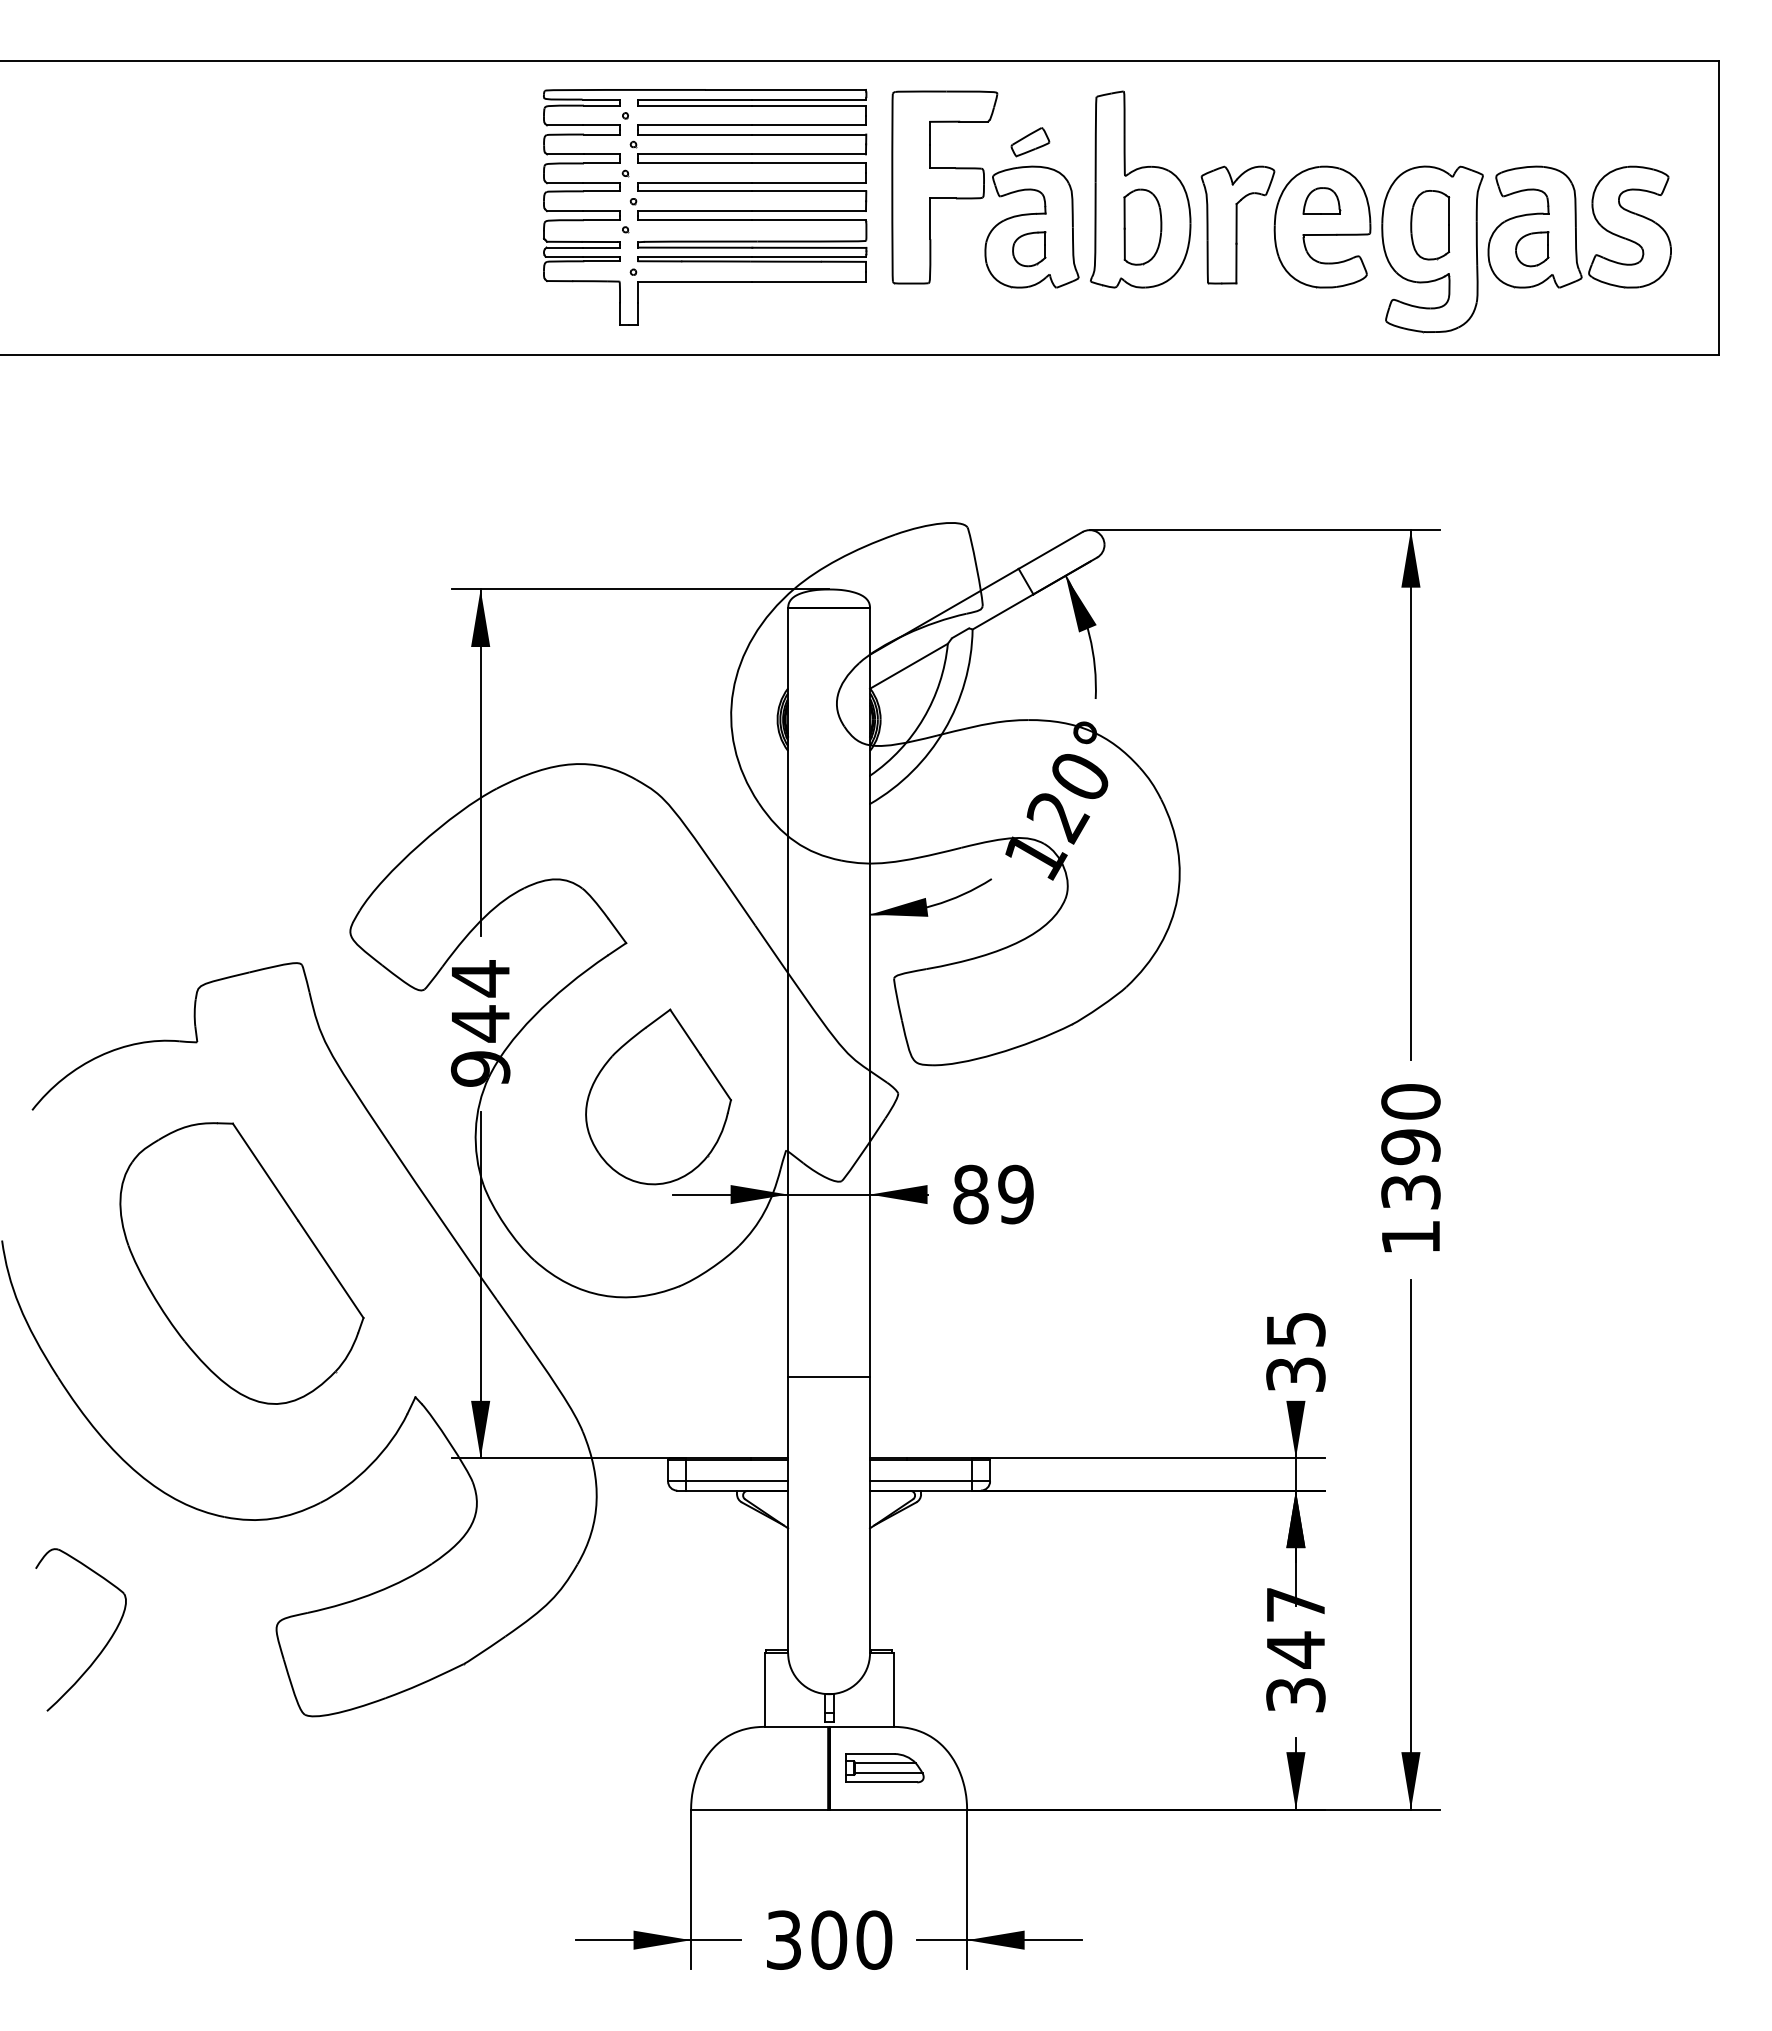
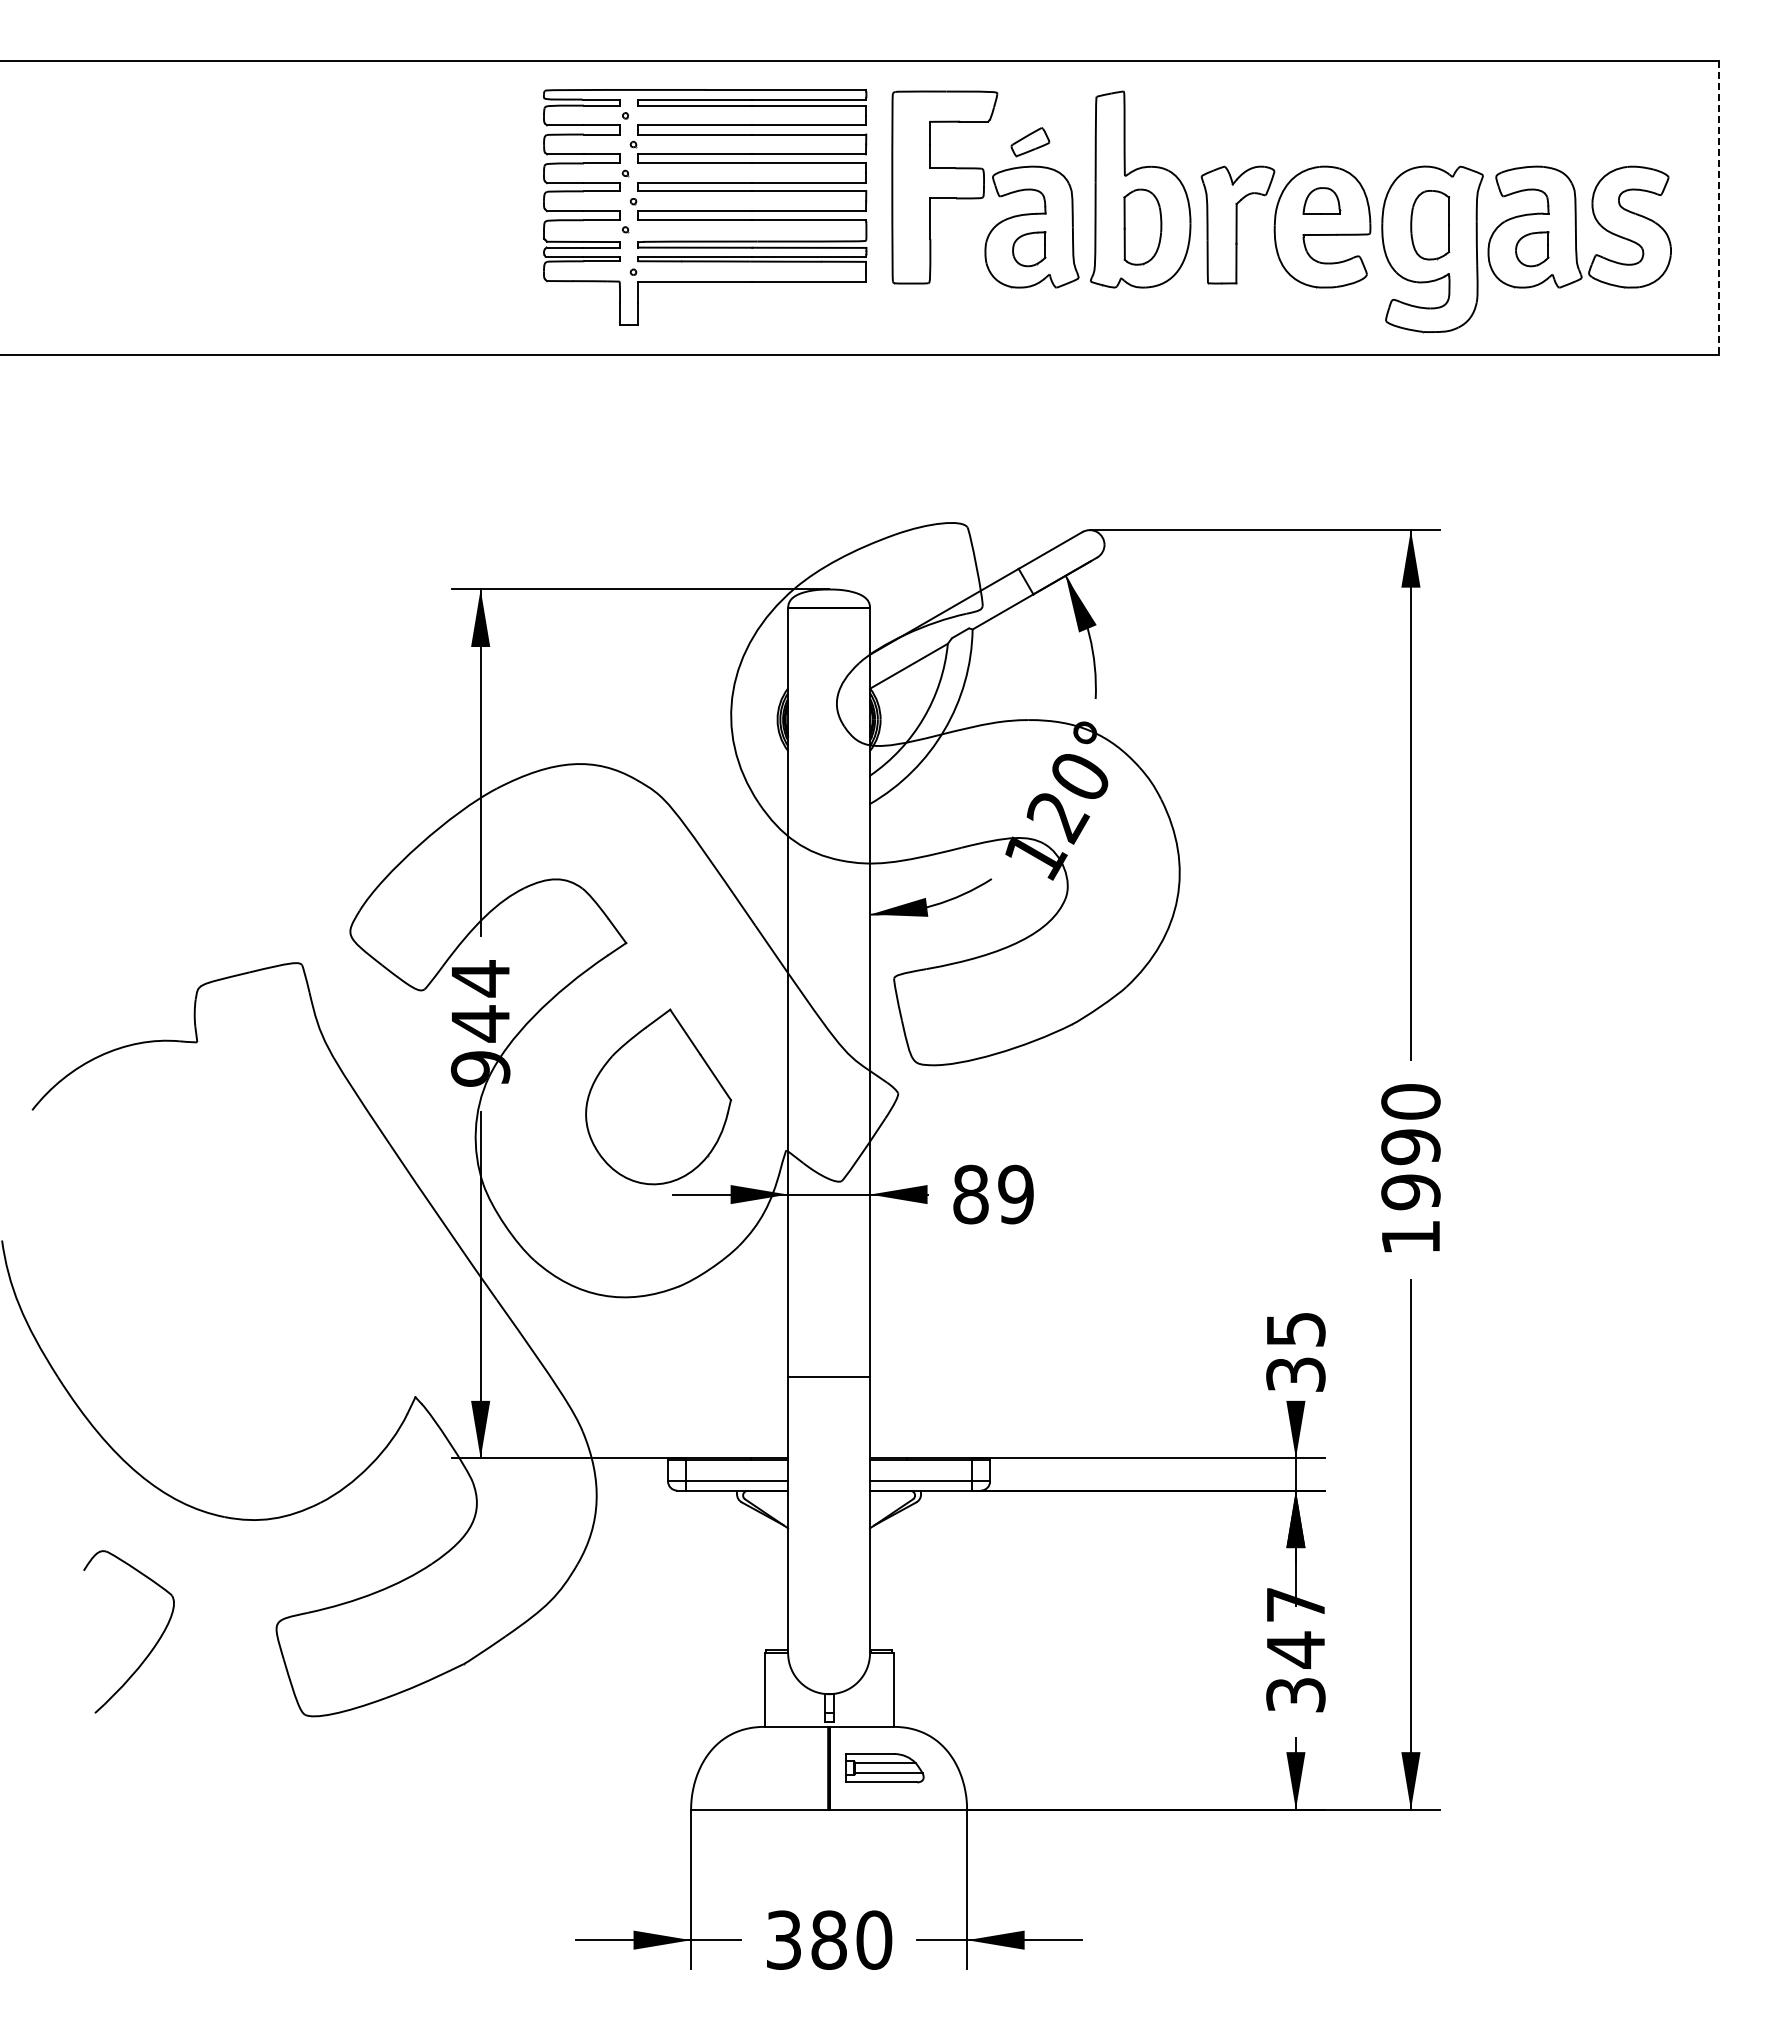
line: solid -> dashed (1718, 207)
text: 1390 -> 1990 (1410, 1192)
part: present -> none (241, 1263)
part position: (102, 1648) -> (150, 1650) (150, 1650)
text: 300 -> 380 (829, 1939)
